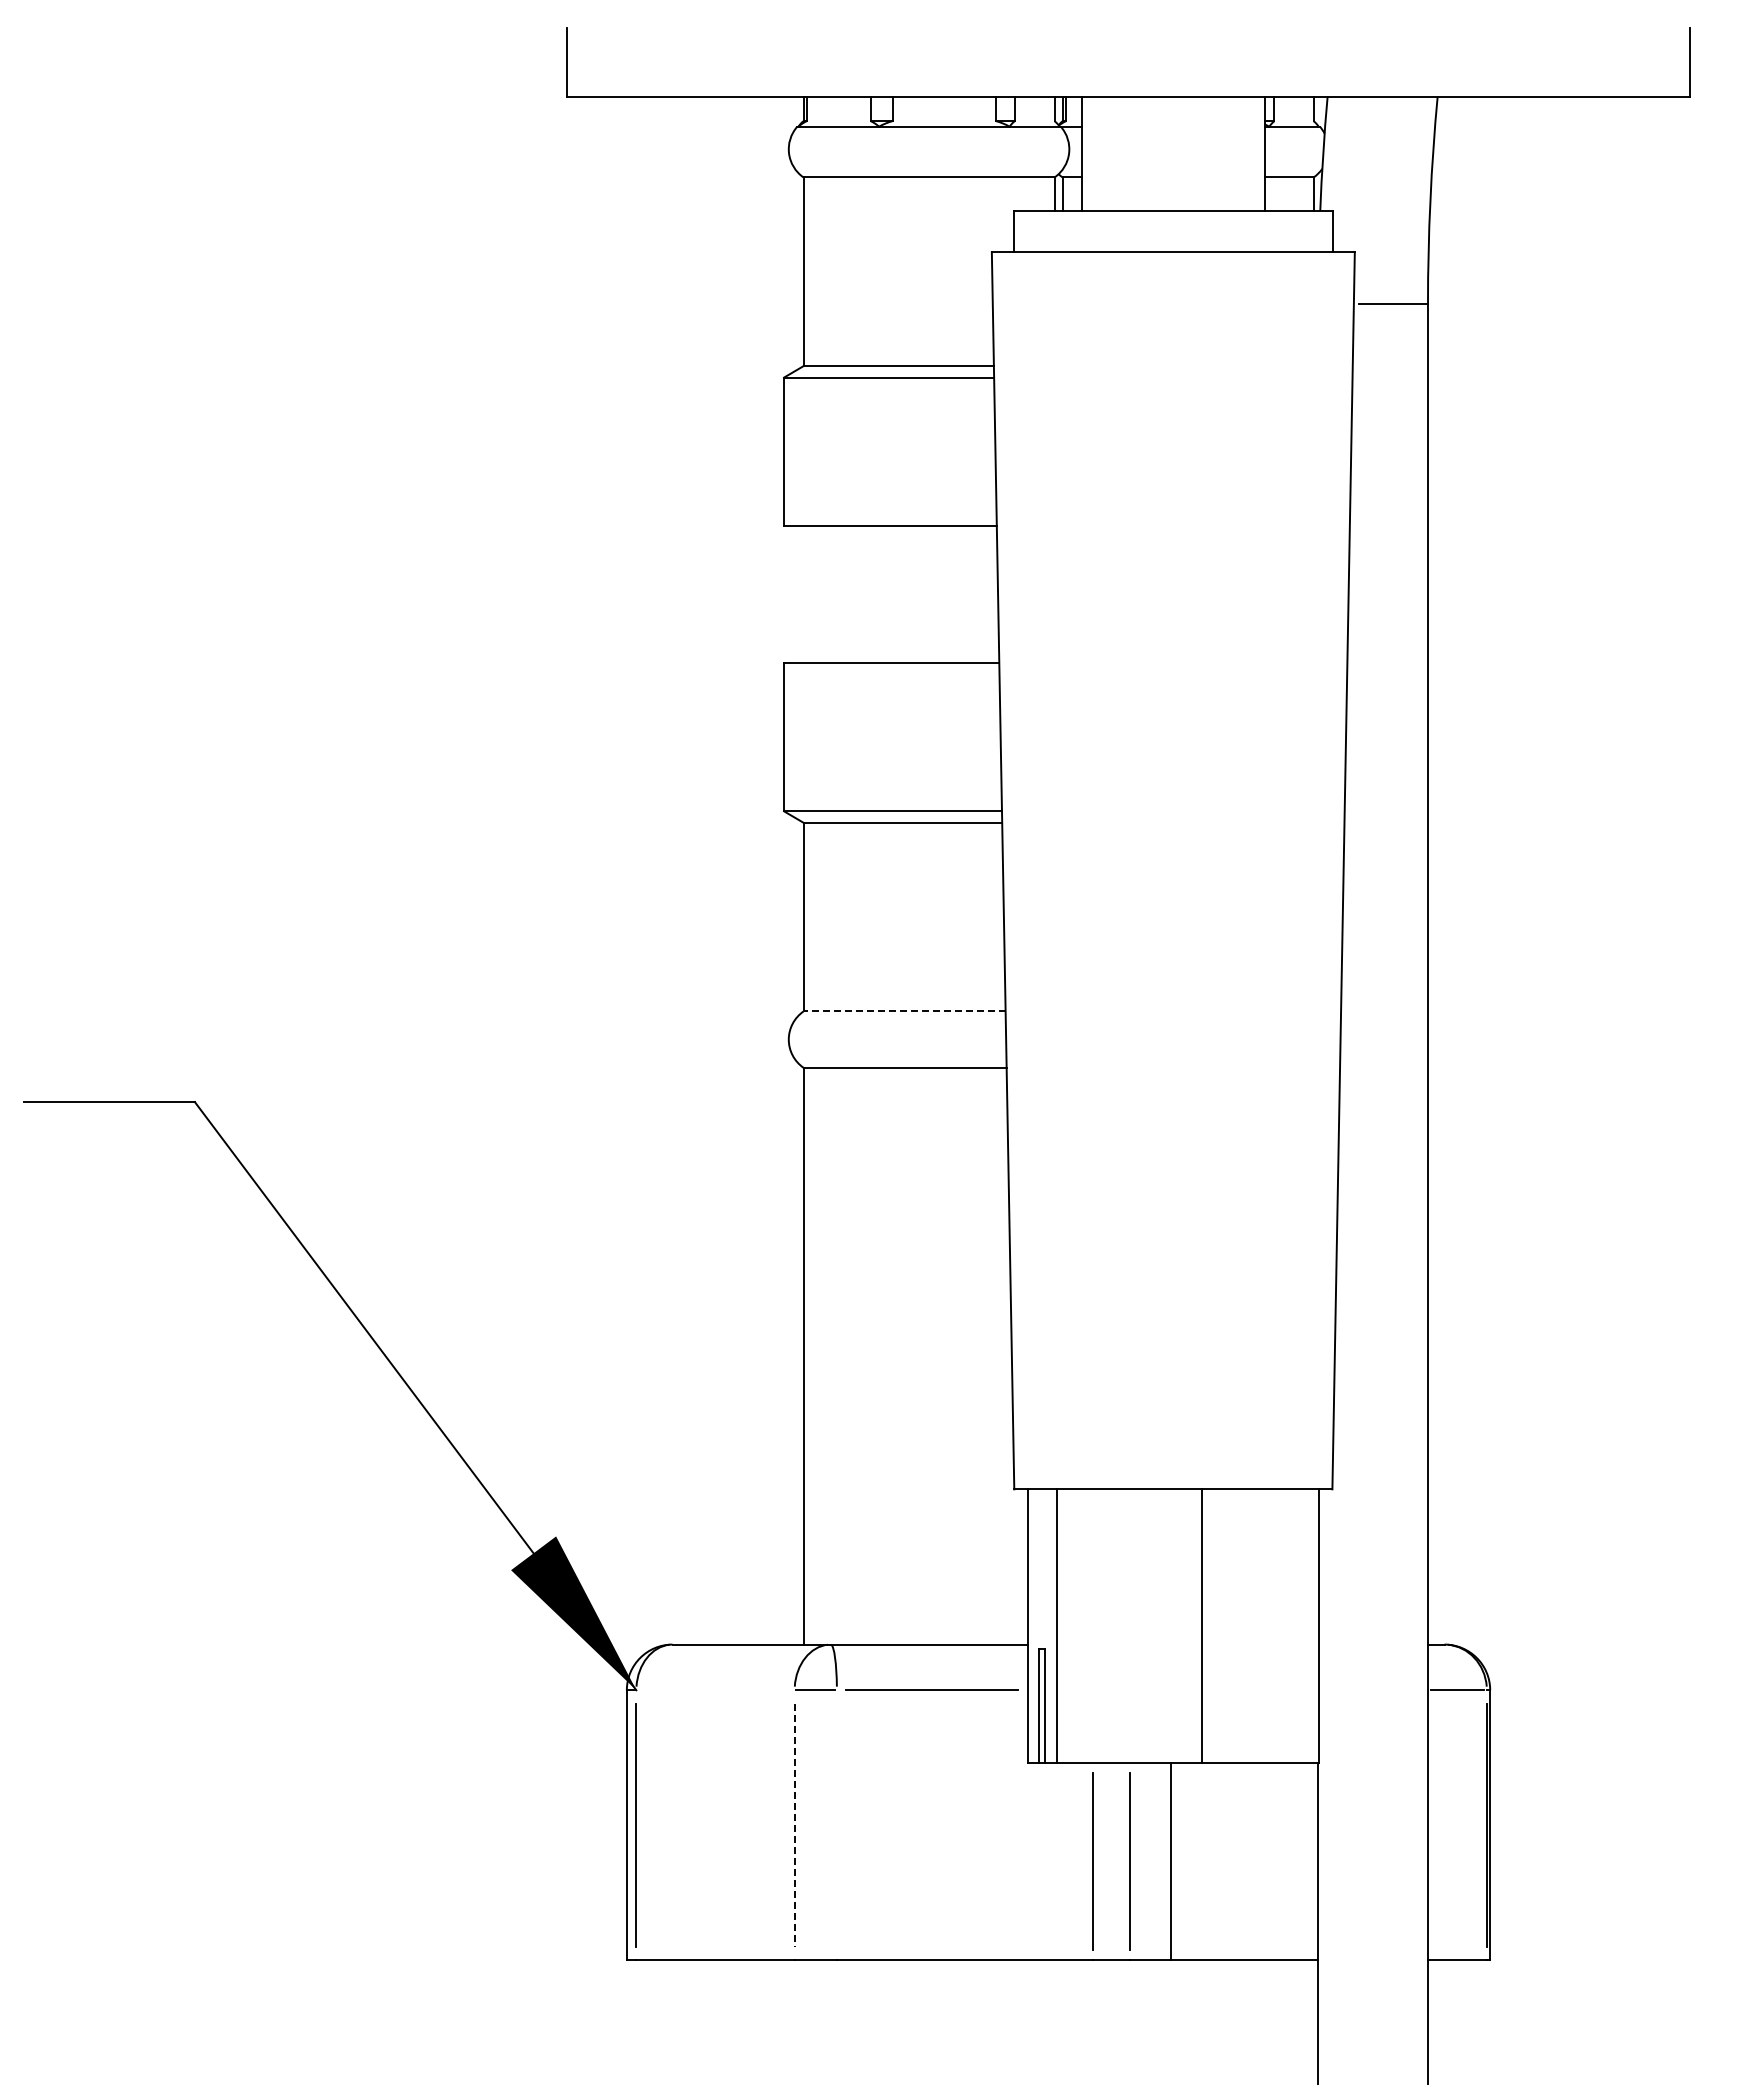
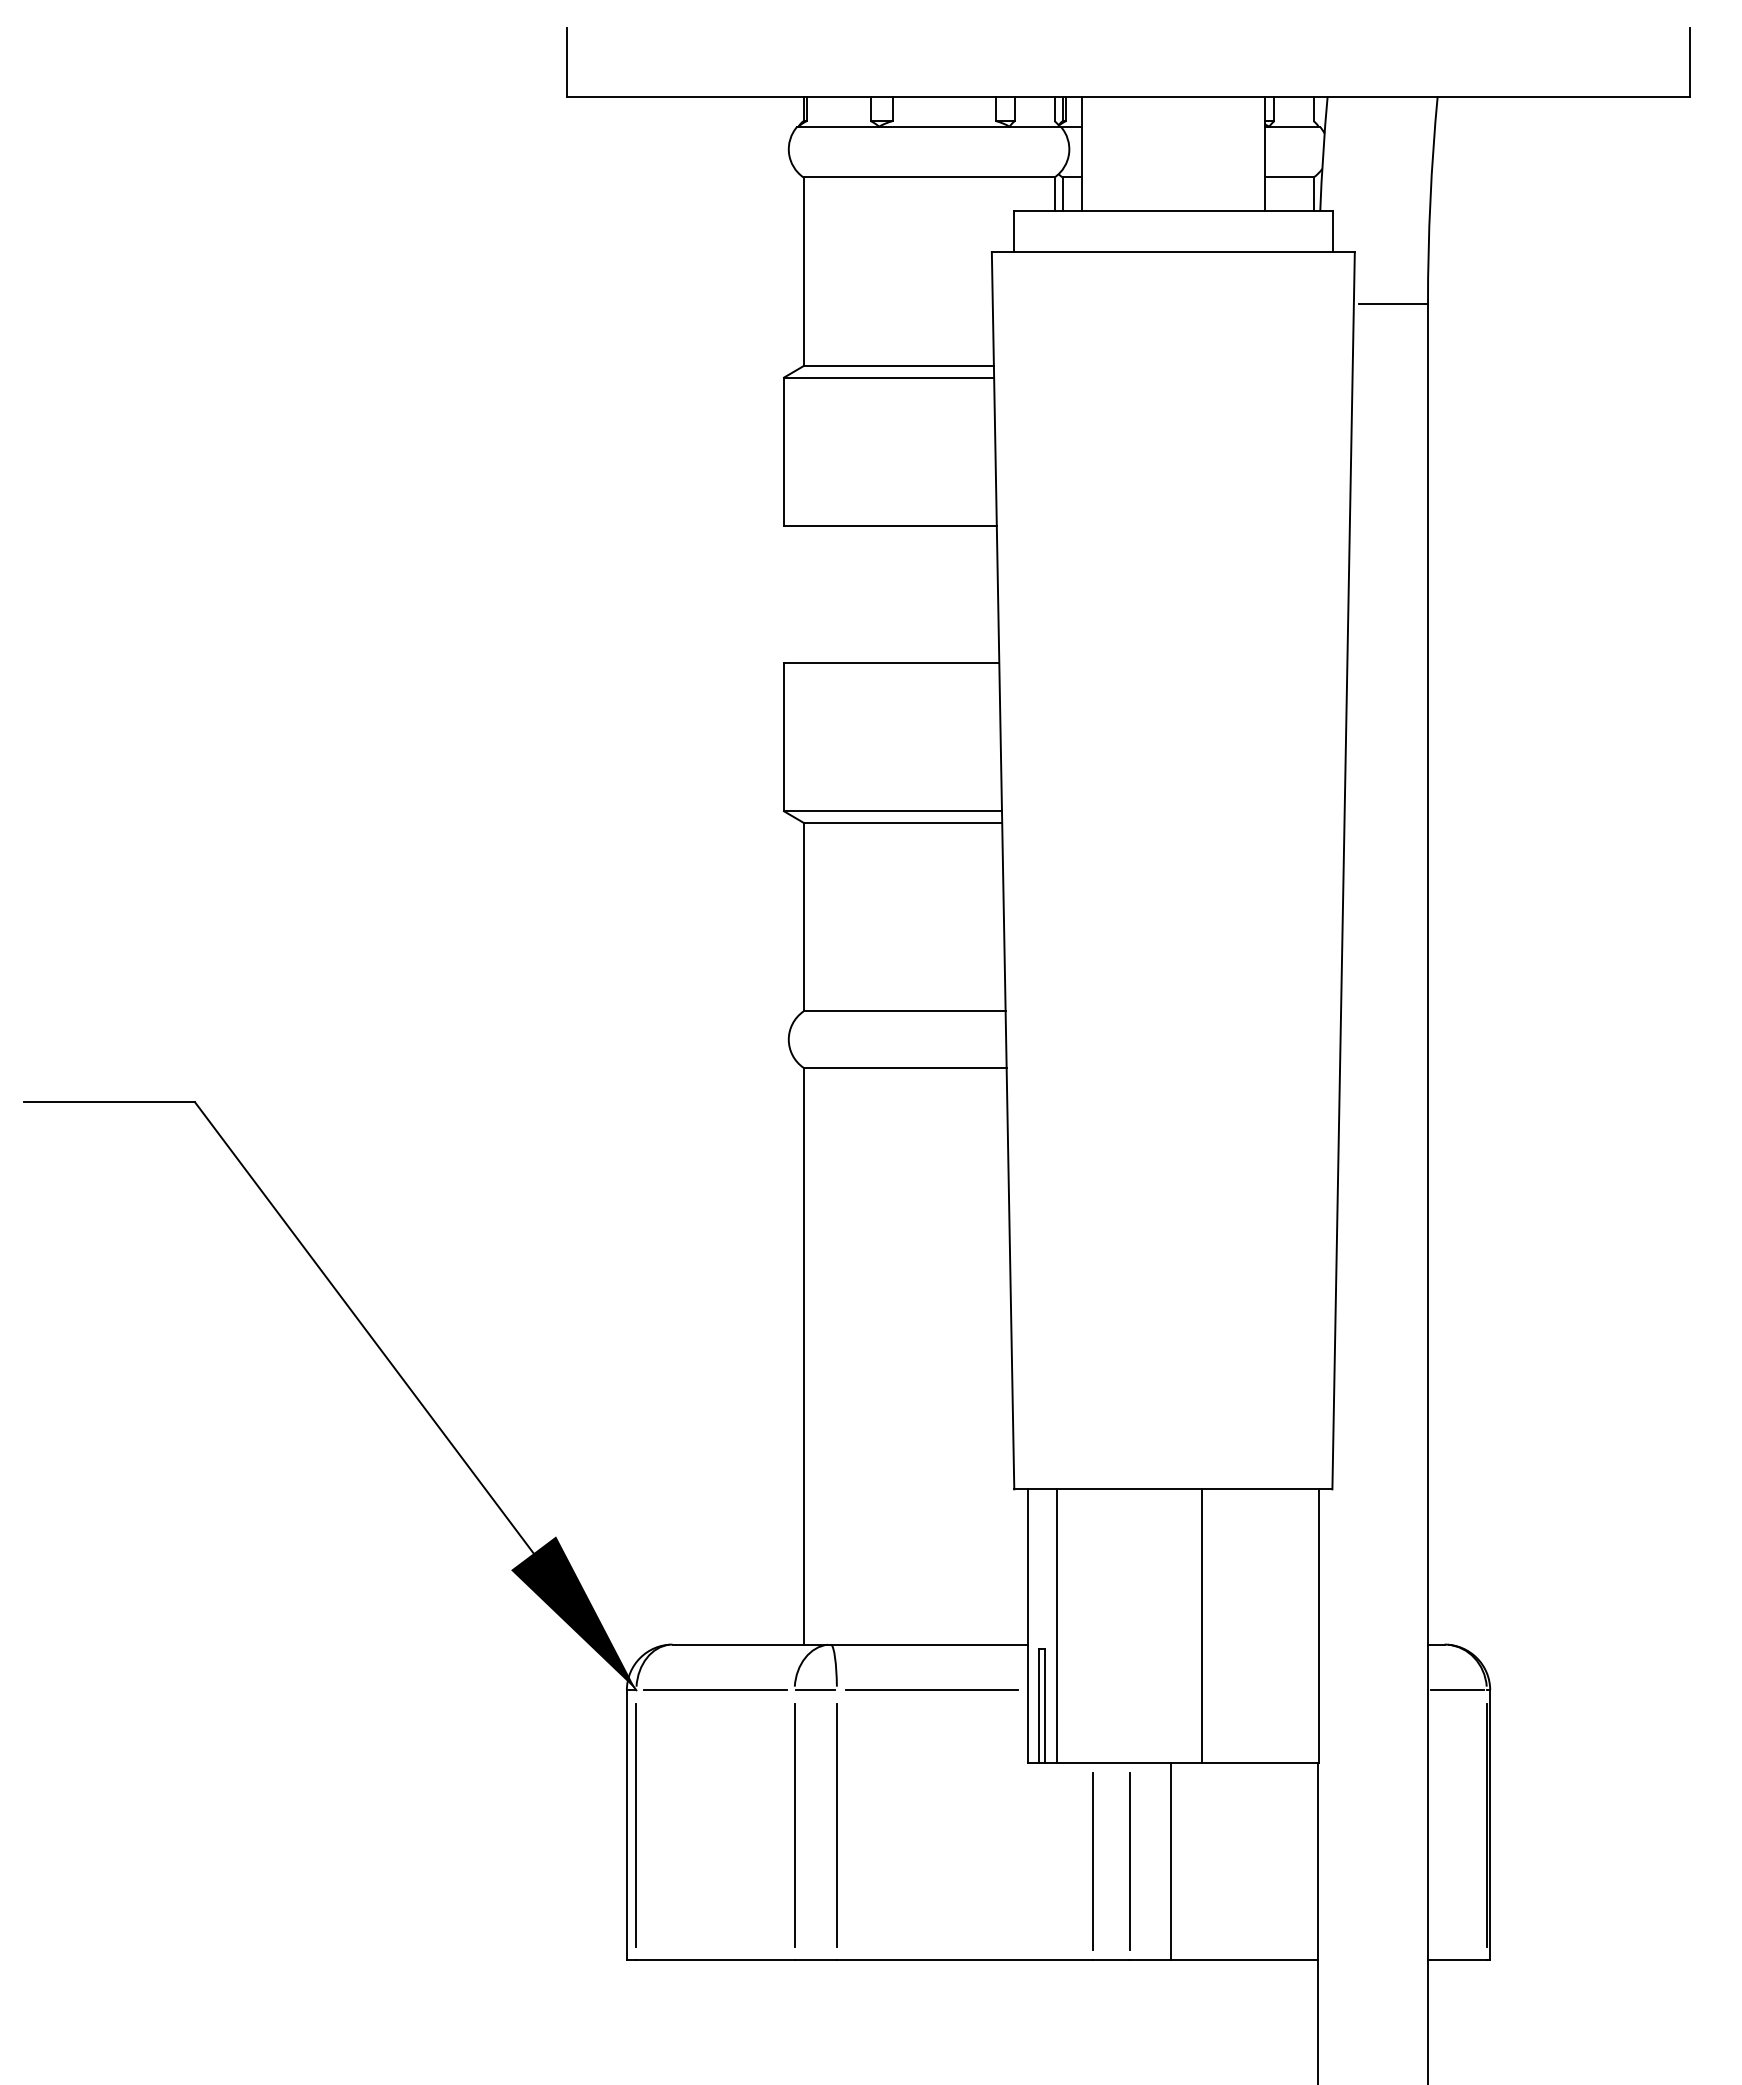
line: dashed -> solid (904, 1011)
line: none -> present (715, 1690)
line: none -> present (836, 1824)
line: dashed -> solid (794, 1825)
